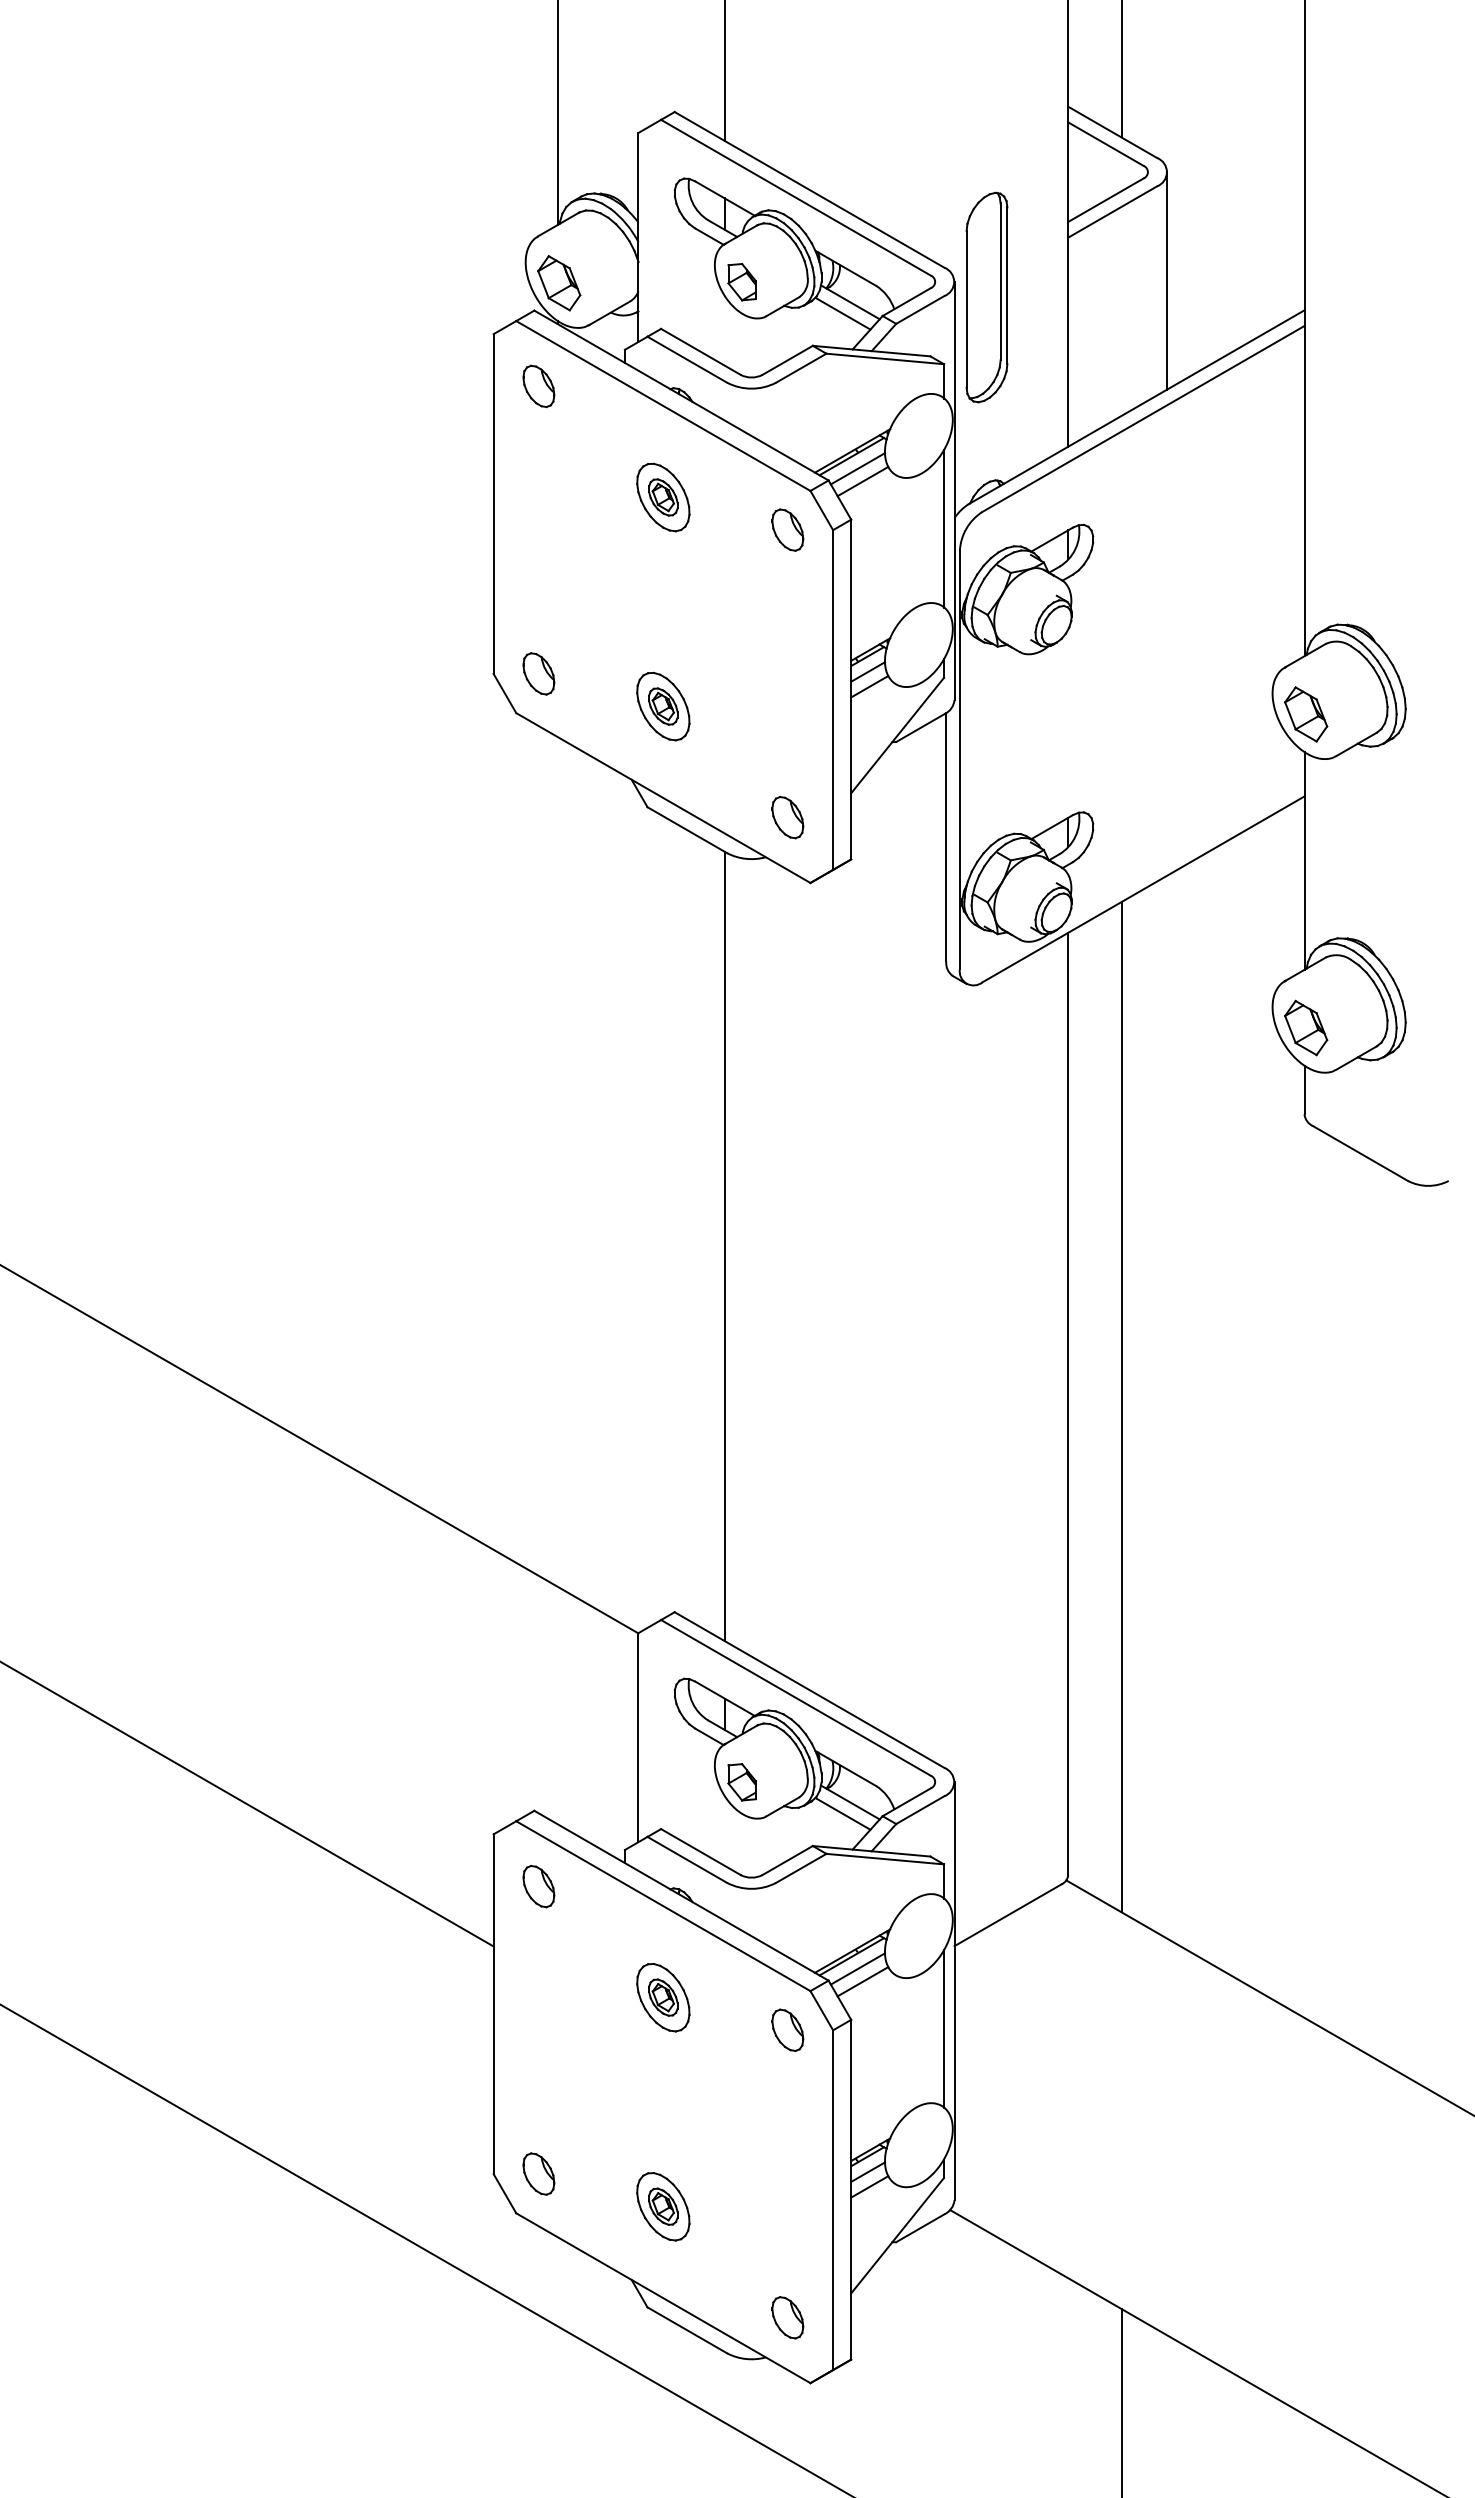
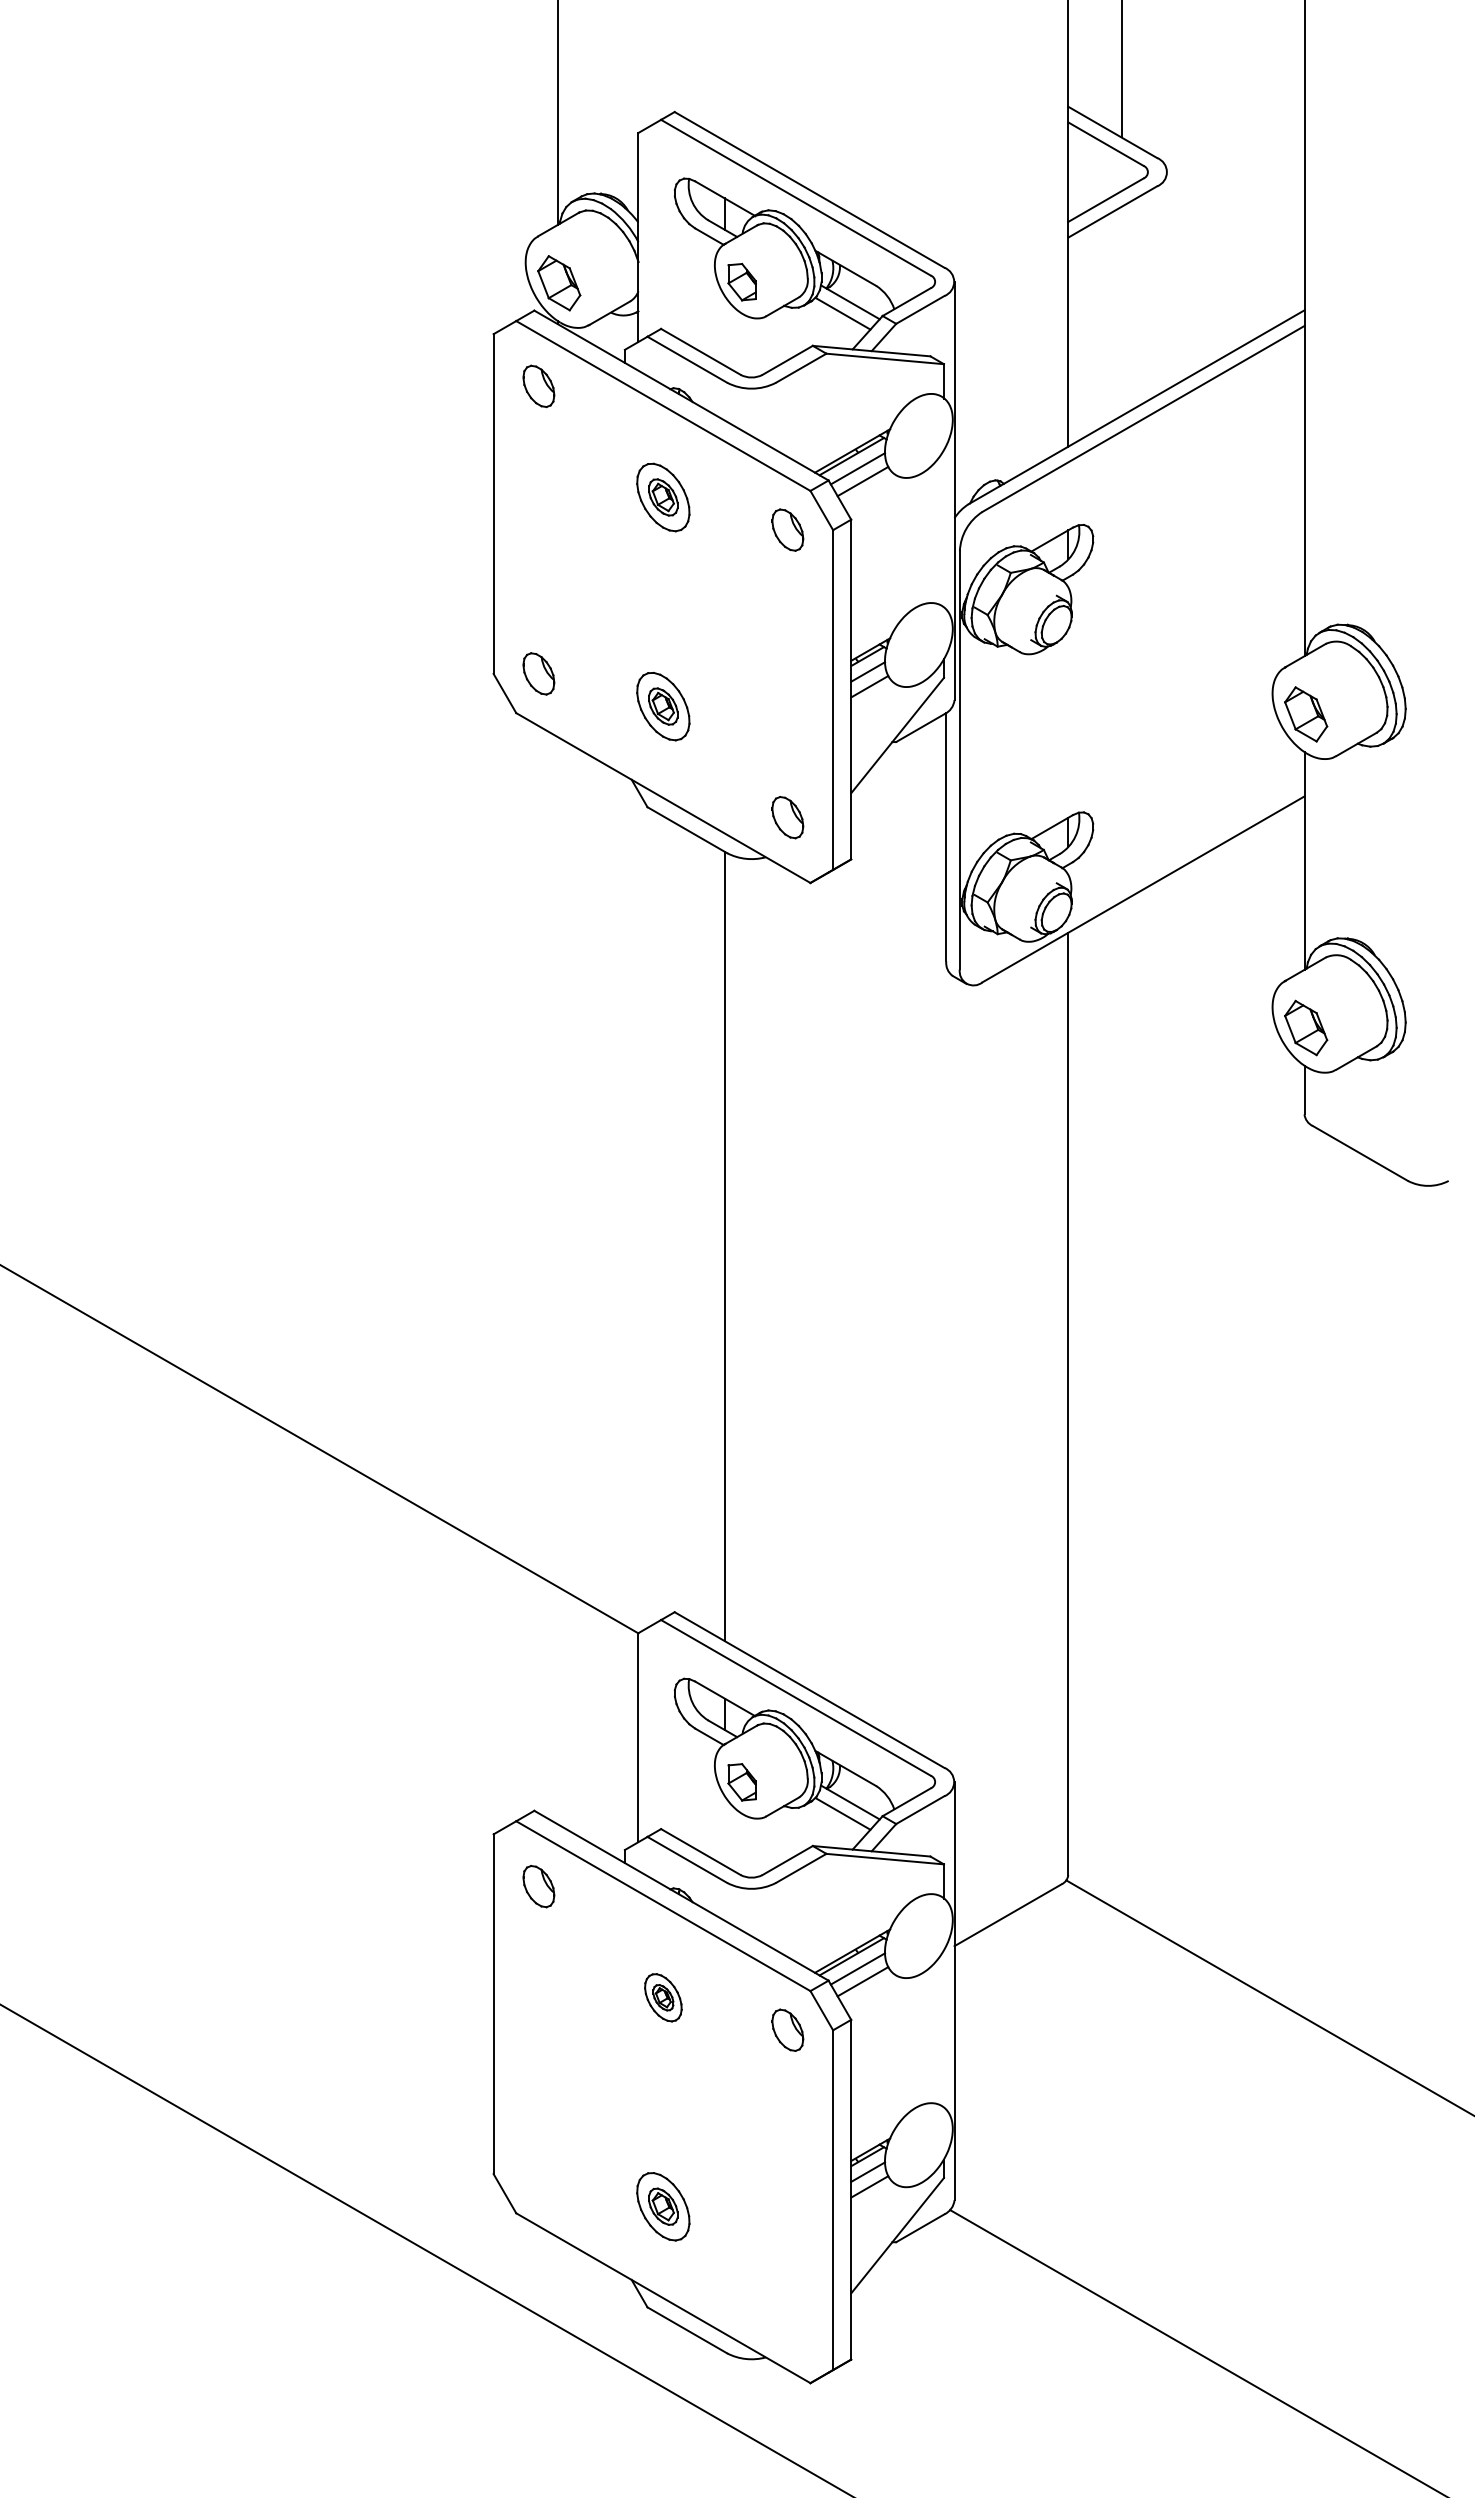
line: present -> none (724, 71)
line: present -> none (1167, 280)
part: present -> none (986, 297)
line: present -> none (944, 528)
line: present -> none (1121, 1407)
line: present -> none (247, 1804)
part size: 55x70 px -> 39x50 px (663, 1997)
line: present -> none (944, 2028)
part: present -> none (538, 2173)
part: present -> none (787, 2317)
line: present -> none (1121, 2401)
